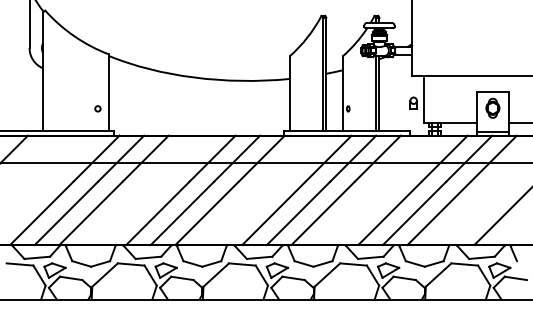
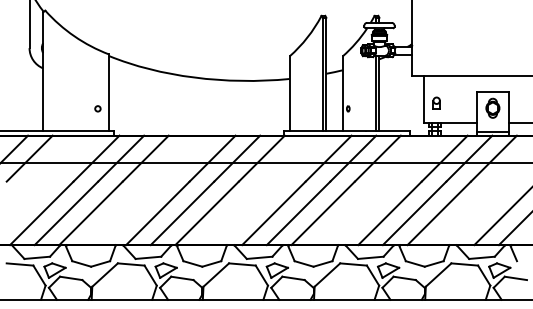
part position: (413, 102) -> (436, 102) (436, 102)
line: none -> present (29, 158)
line: none -> present (513, 229)
